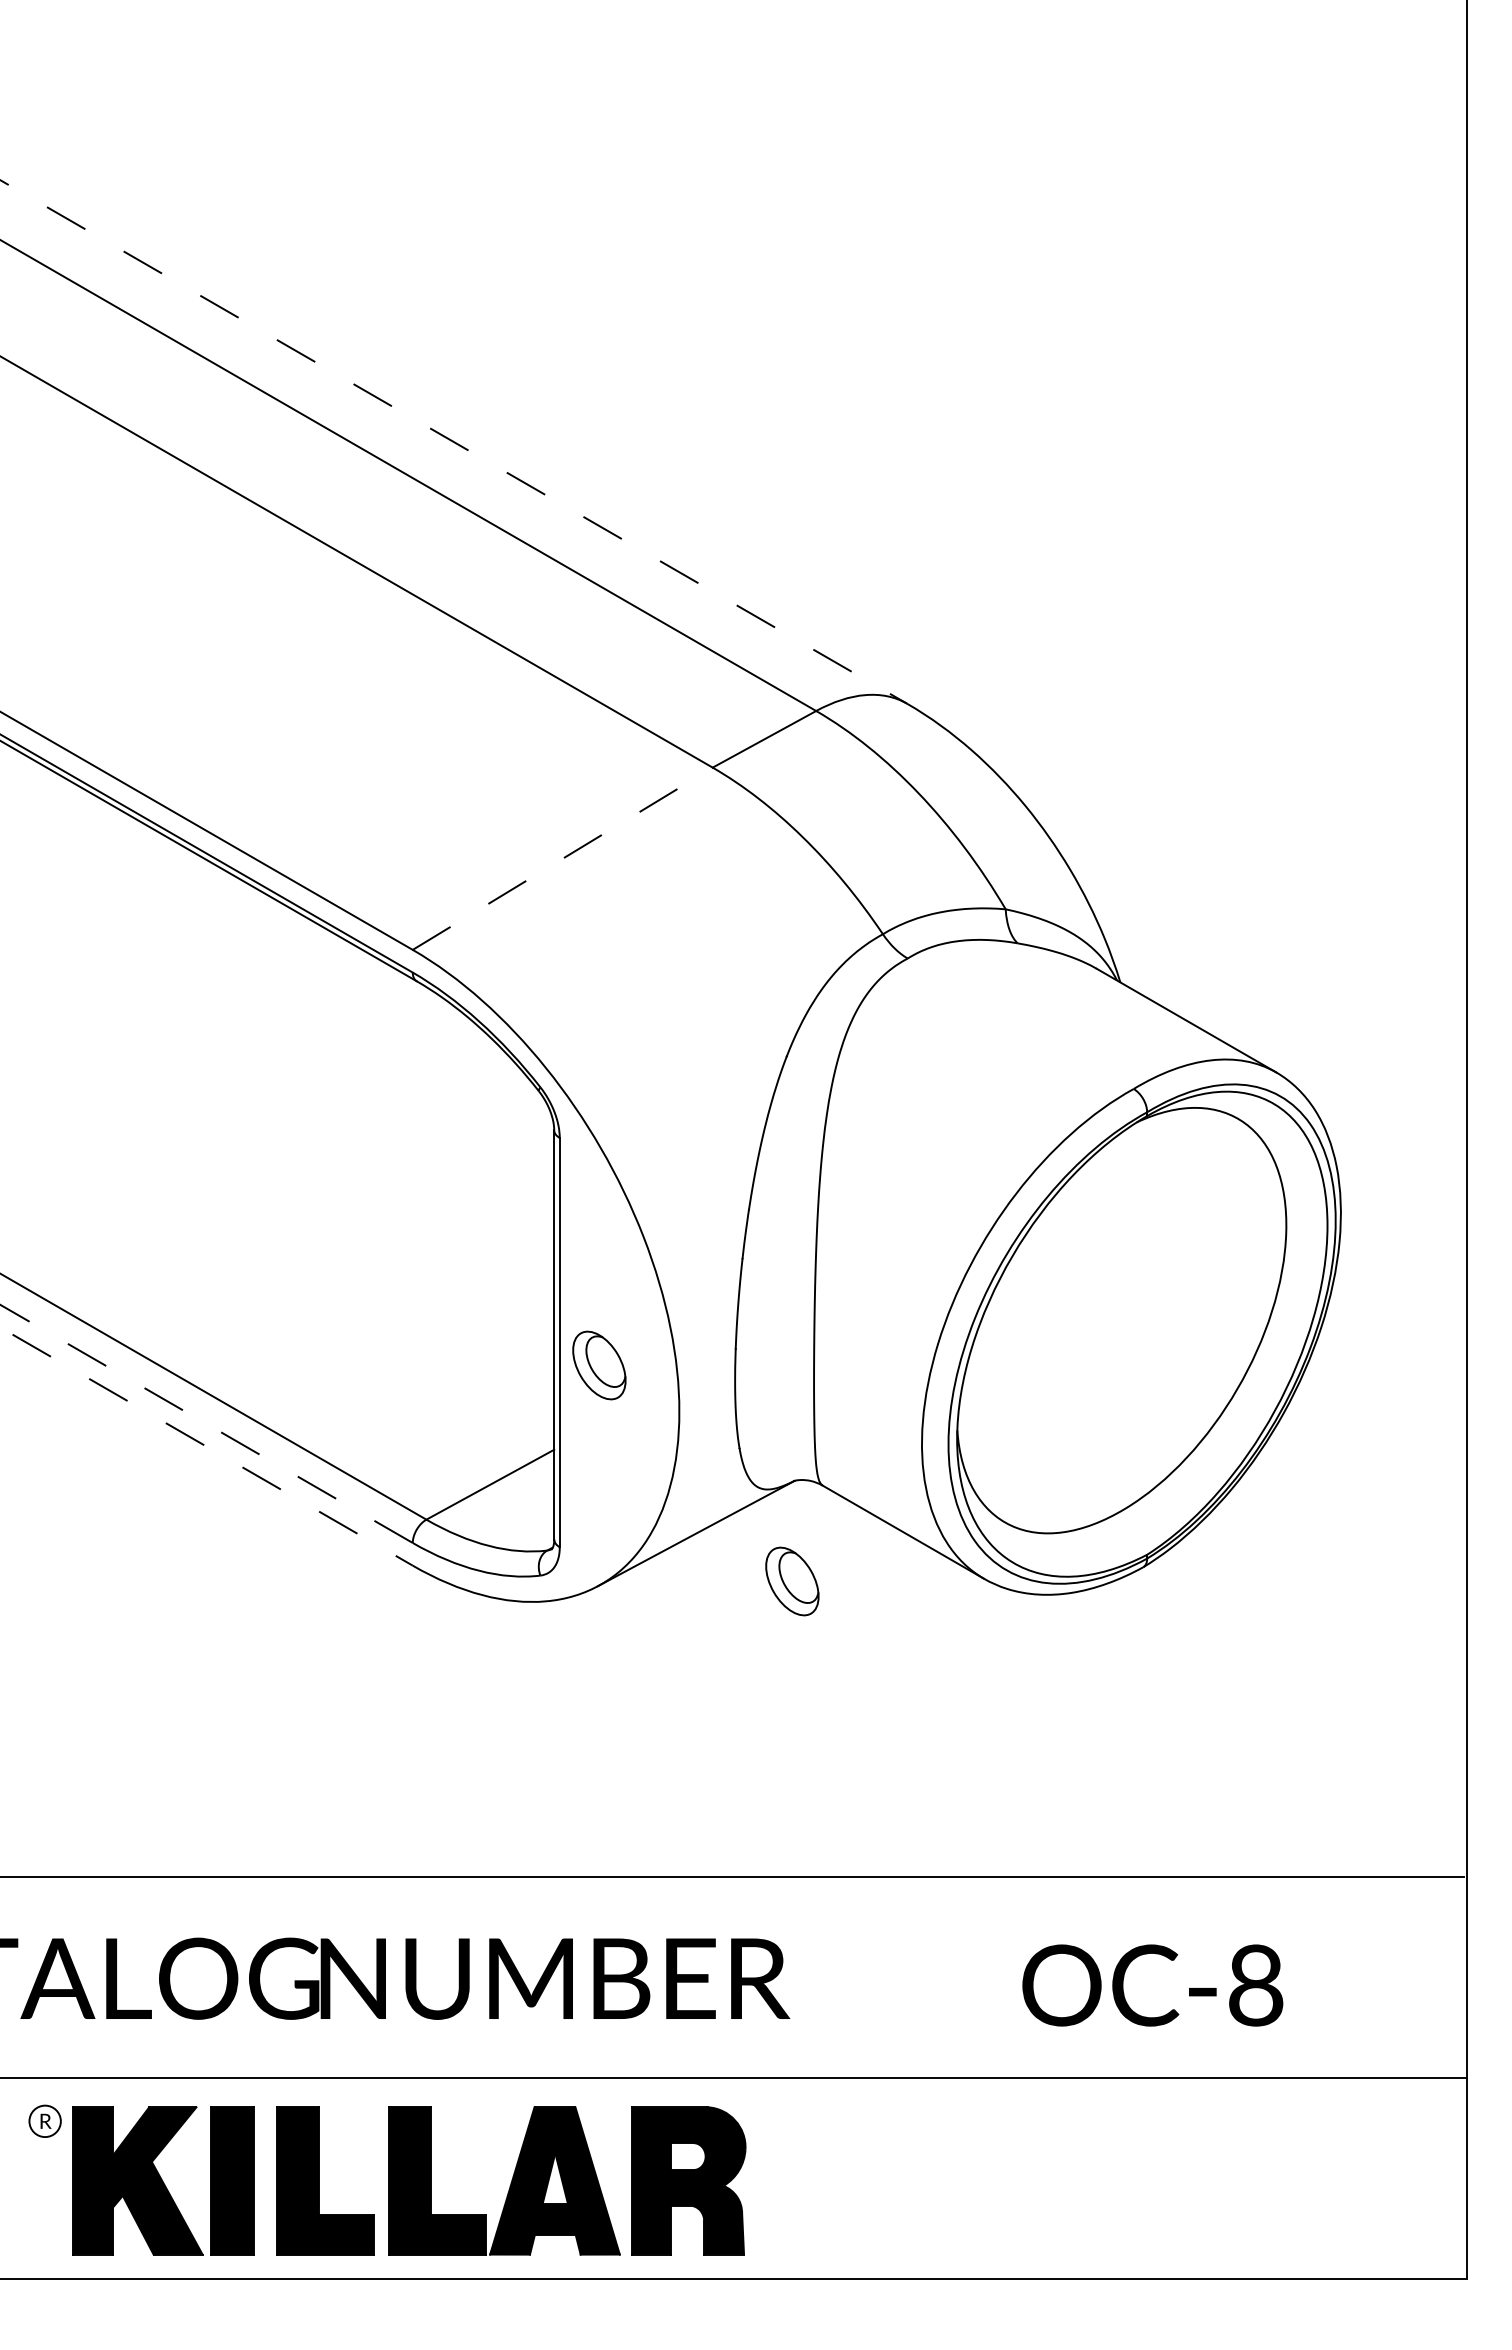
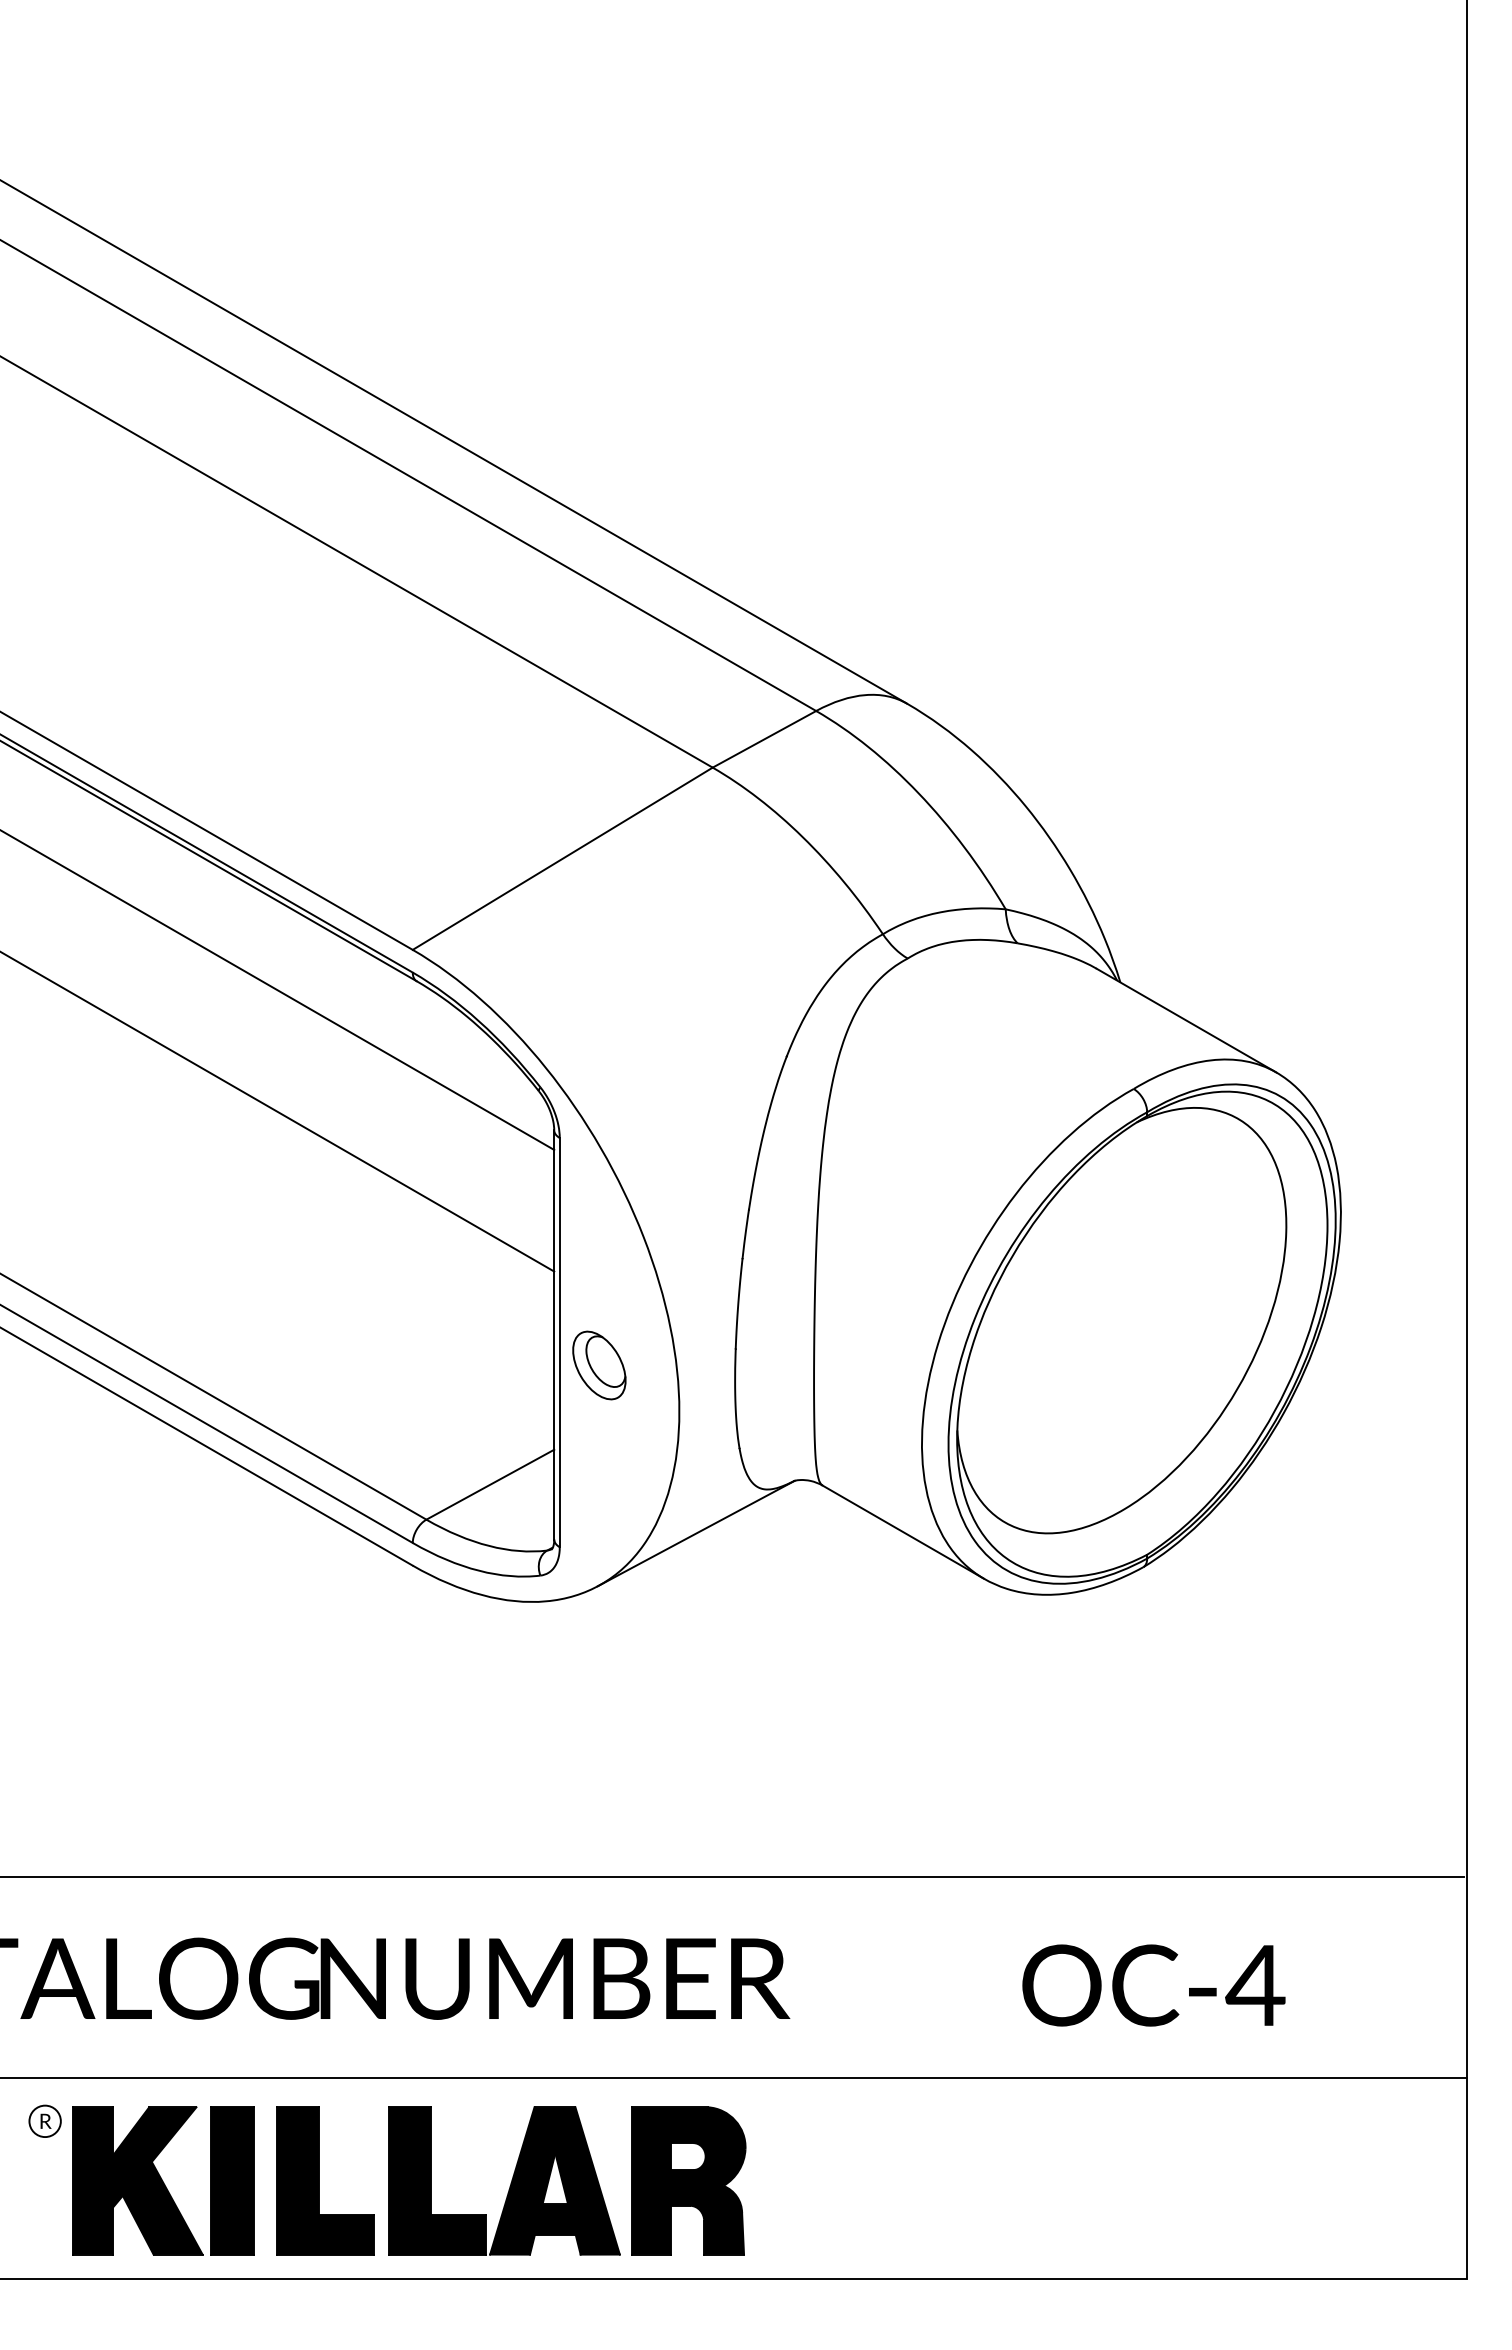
line: dashed -> solid (454, 442)
line: dashed -> solid (563, 858)
line: none -> present (278, 990)
line: none -> present (278, 1111)
line: dashed -> solid (206, 1423)
line: dashed -> solid (206, 1446)
part: present -> none (792, 1581)
text: OC-8 -> OC-4 (1255, 1985)
